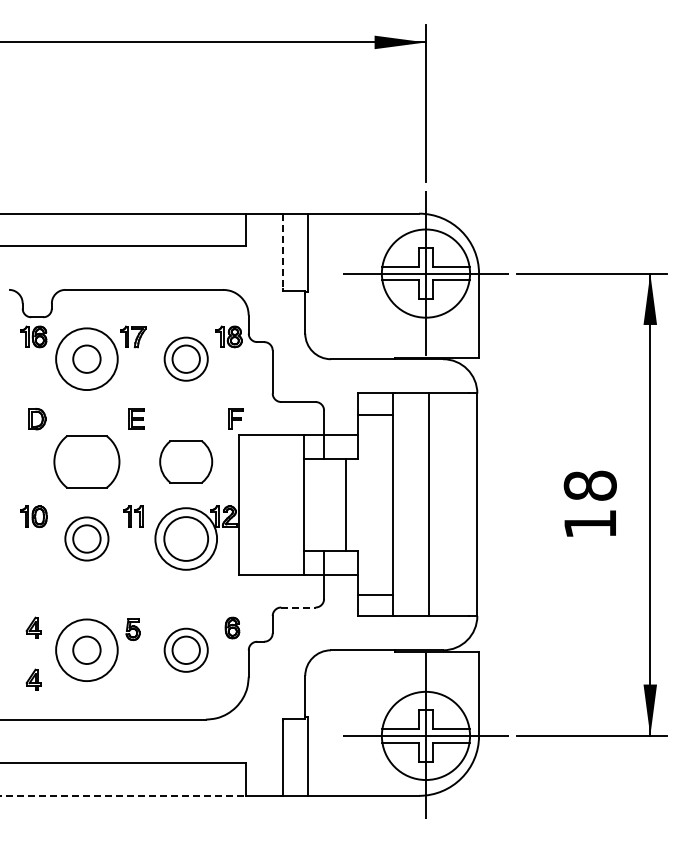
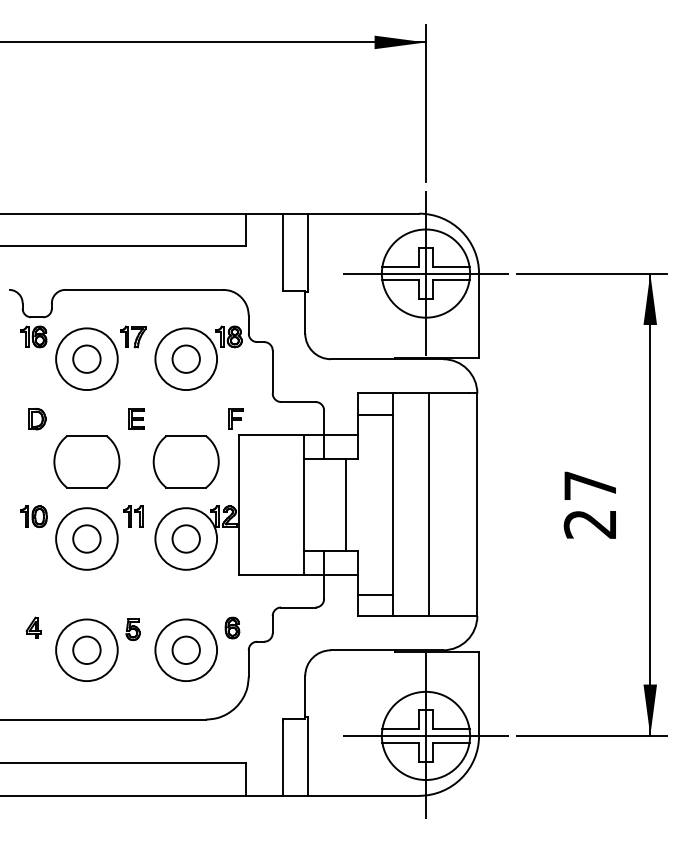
line: dashed -> solid (282, 251)
circle diameter: 43 px -> 62 px (186, 359)
part size: 55x44 px -> 68x54 px (185, 461)
text: 18 -> 27 (589, 504)
circle diameter: 43 px -> 62 px (86, 538)
circle diameter: 44 px -> 27 px (185, 538)
line: dashed -> solid (298, 607)
circle diameter: 43 px -> 62 px (186, 650)
part: present -> none (33, 679)
line: dashed -> solid (123, 795)
